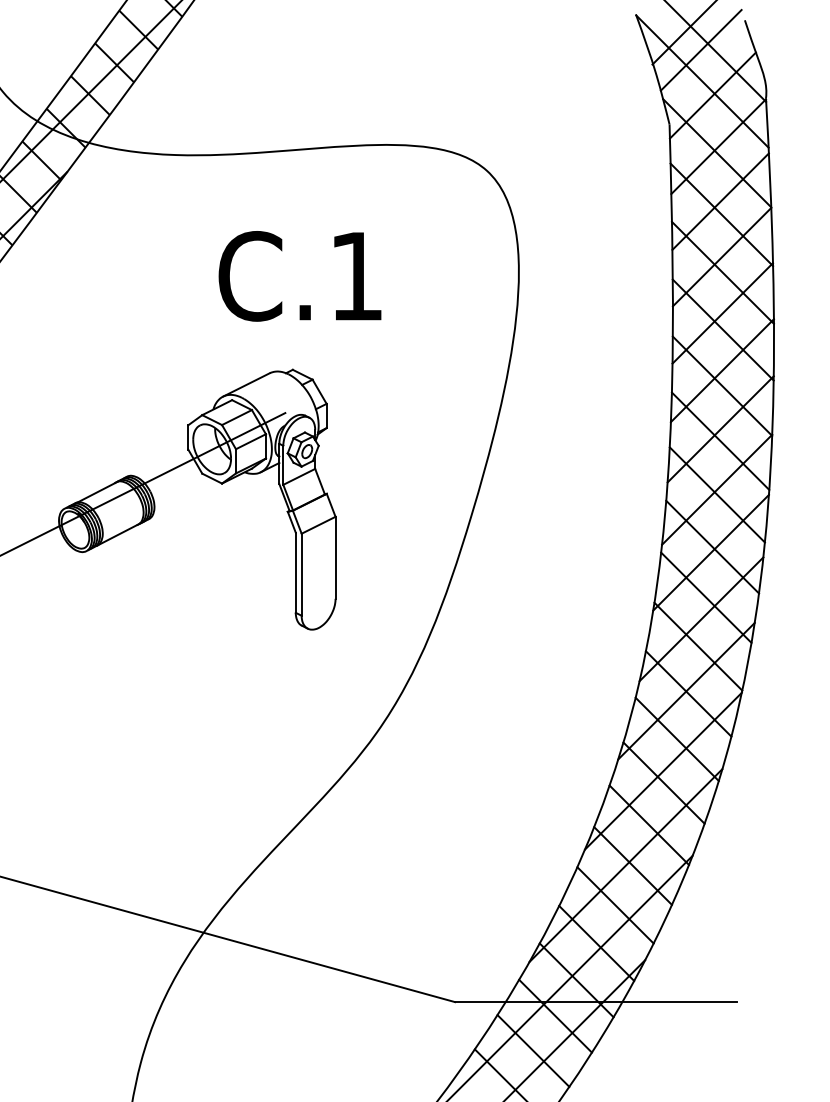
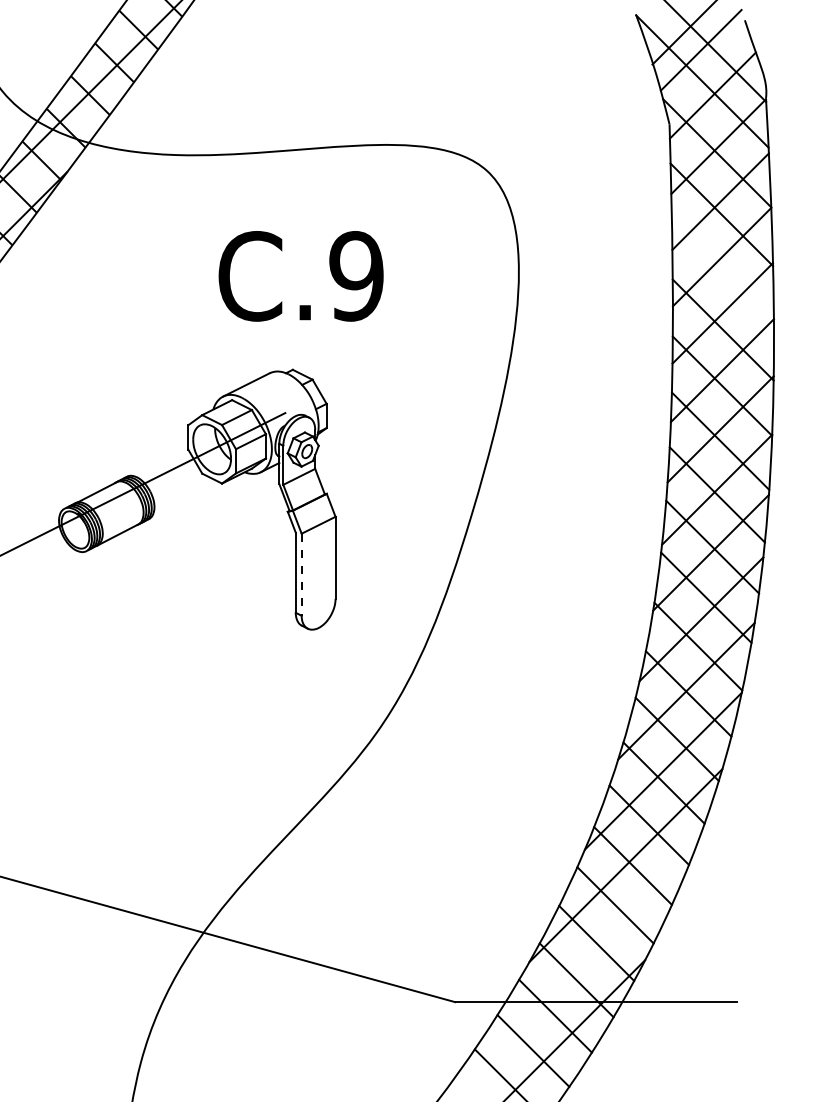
line: present -> none (722, 272)
text: C.1 -> C.9 (356, 276)
line: solid -> dashed (301, 575)
line: present -> none (570, 976)
